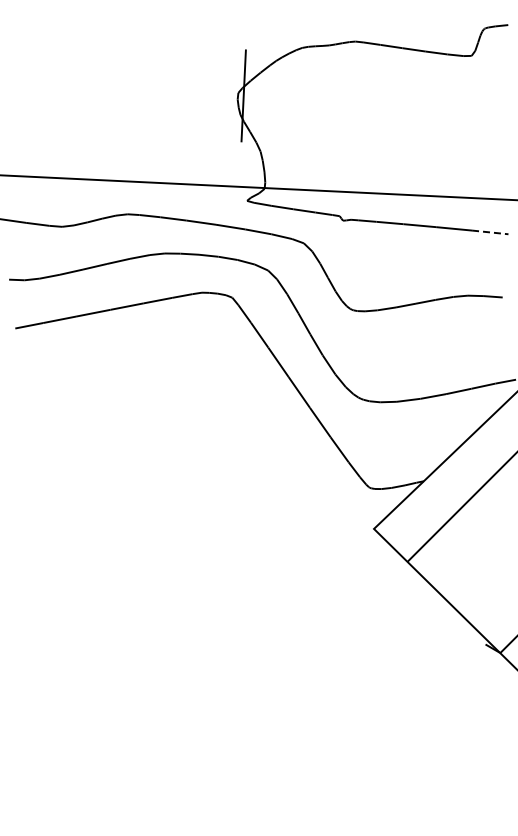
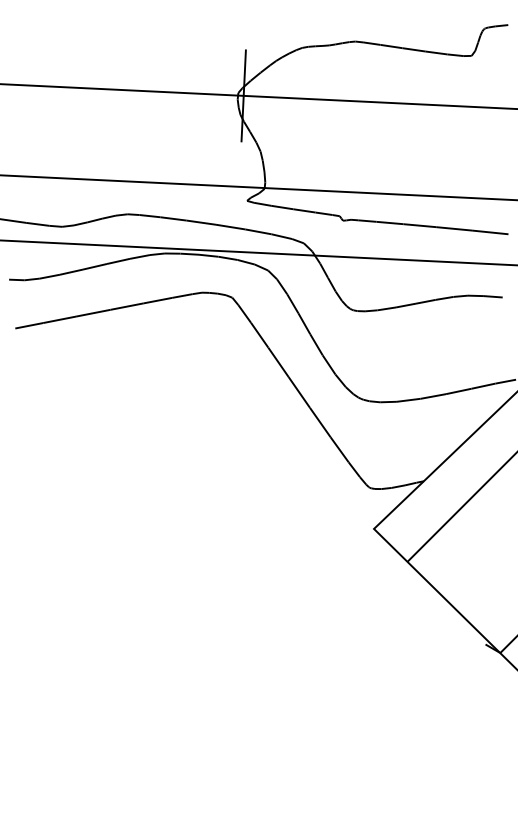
line: none -> present (258, 96)
line: dashed -> solid (490, 232)
line: none -> present (258, 252)
